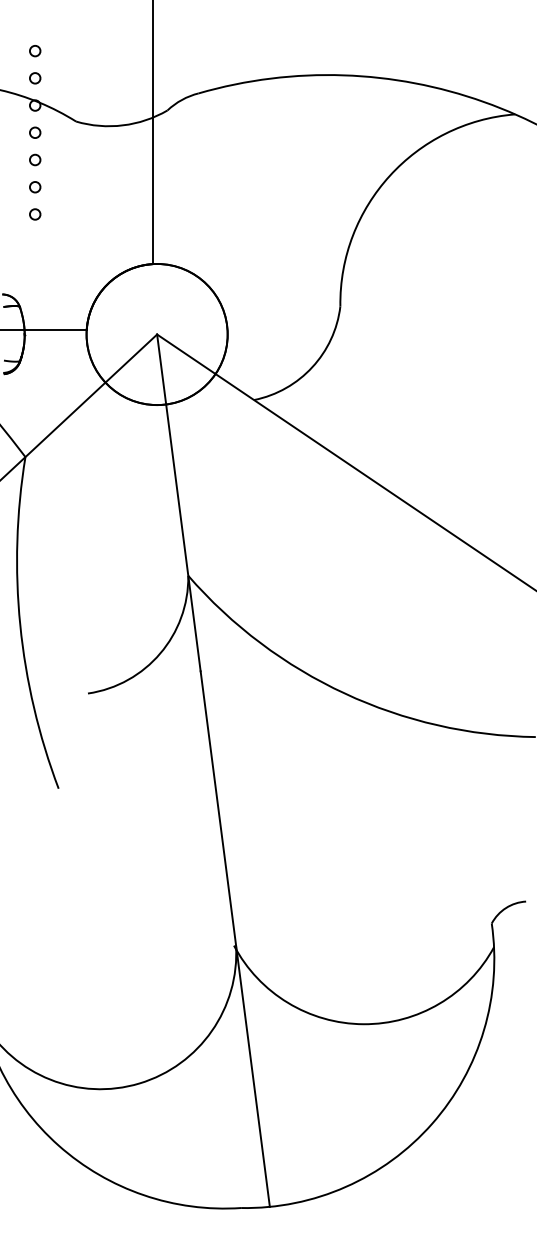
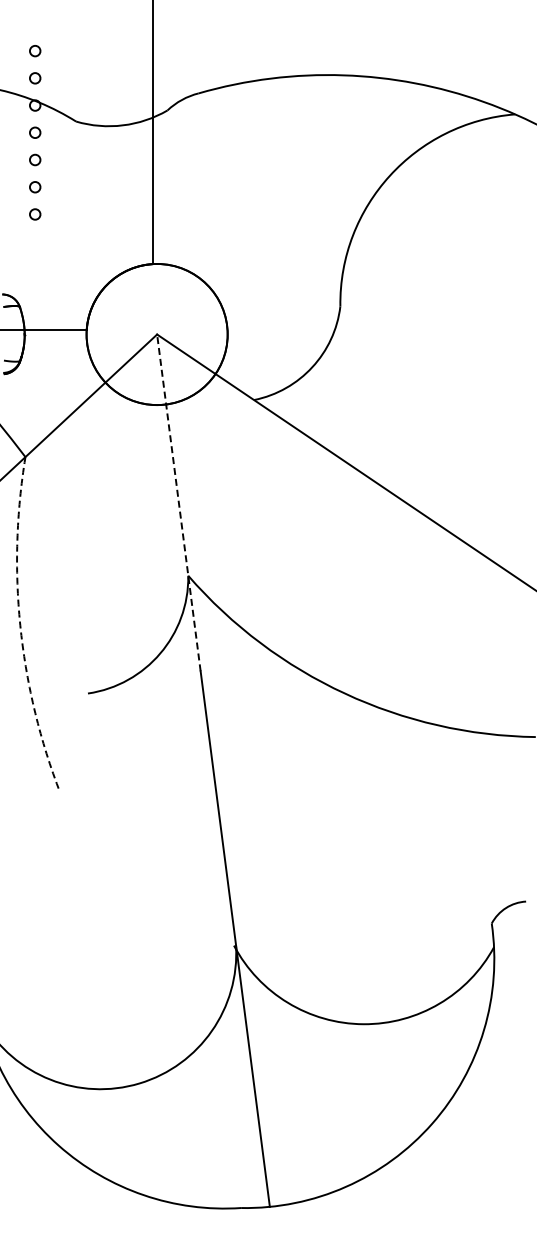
line: solid -> dashed (178, 502)
arc: solid -> dashed (20, 625)
